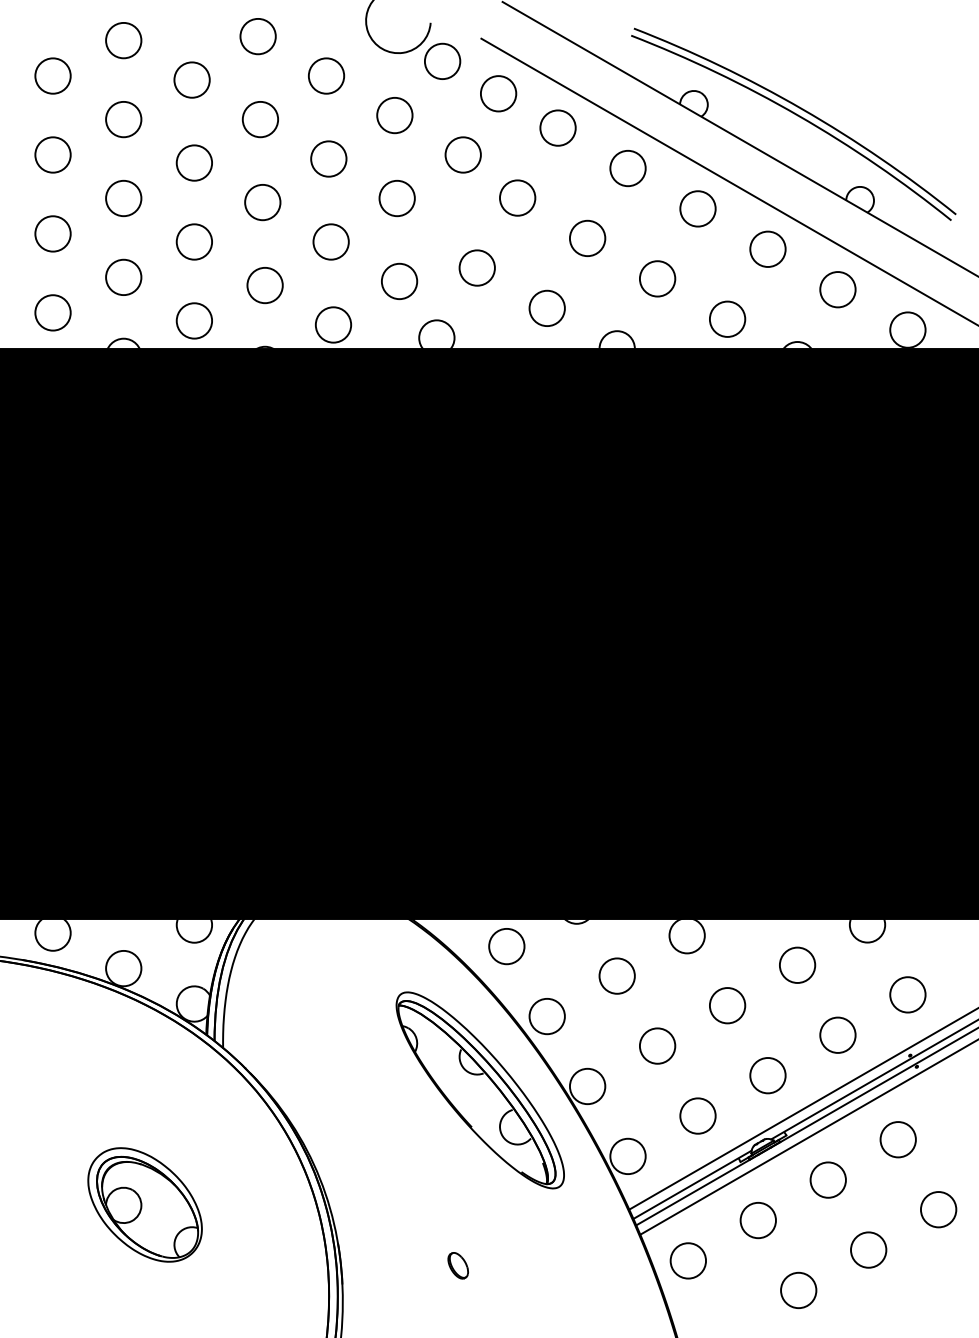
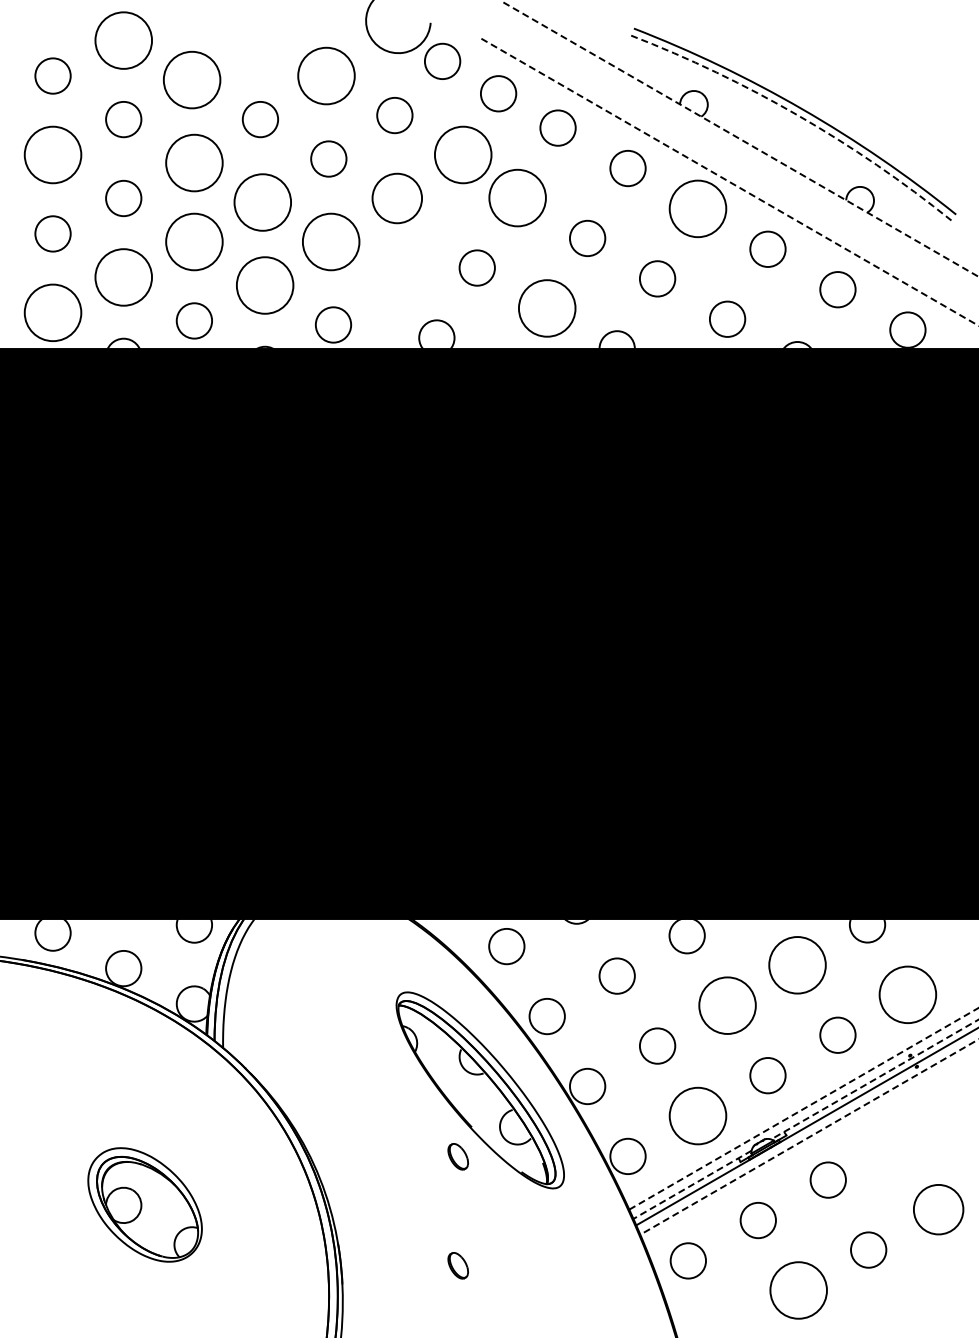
circle: present -> none (257, 36)
circle diameter: 35 px -> 57 px (123, 40)
circle diameter: 35 px -> 57 px (326, 75)
circle diameter: 35 px -> 57 px (191, 79)
arc: solid -> dashed (798, 115)
line: solid -> dashed (740, 139)
circle diameter: 35 px -> 57 px (52, 154)
circle diameter: 35 px -> 57 px (462, 154)
circle diameter: 35 px -> 57 px (194, 162)
line: solid -> dashed (730, 182)
circle diameter: 35 px -> 57 px (517, 197)
circle size: 38x39 px -> 52x53 px (396, 198)
circle diameter: 35 px -> 57 px (262, 202)
circle diameter: 35 px -> 57 px (697, 208)
circle diameter: 35 px -> 57 px (194, 241)
circle diameter: 35 px -> 57 px (330, 241)
circle diameter: 35 px -> 57 px (123, 277)
circle: present -> none (399, 280)
circle diameter: 35 px -> 57 px (264, 285)
circle diameter: 35 px -> 57 px (546, 308)
circle diameter: 35 px -> 57 px (52, 312)
circle diameter: 35 px -> 57 px (797, 965)
circle diameter: 35 px -> 57 px (907, 994)
circle diameter: 35 px -> 57 px (727, 1005)
line: solid -> dashed (874, 1079)
line: solid -> dashed (804, 1108)
circle diameter: 35 px -> 57 px (697, 1115)
line: solid -> dashed (809, 1137)
circle: present -> none (897, 1139)
part: none -> present (457, 1156)
line: solid -> dashed (692, 1185)
circle diameter: 35 px -> 49 px (938, 1209)
circle diameter: 35 px -> 57 px (798, 1290)
